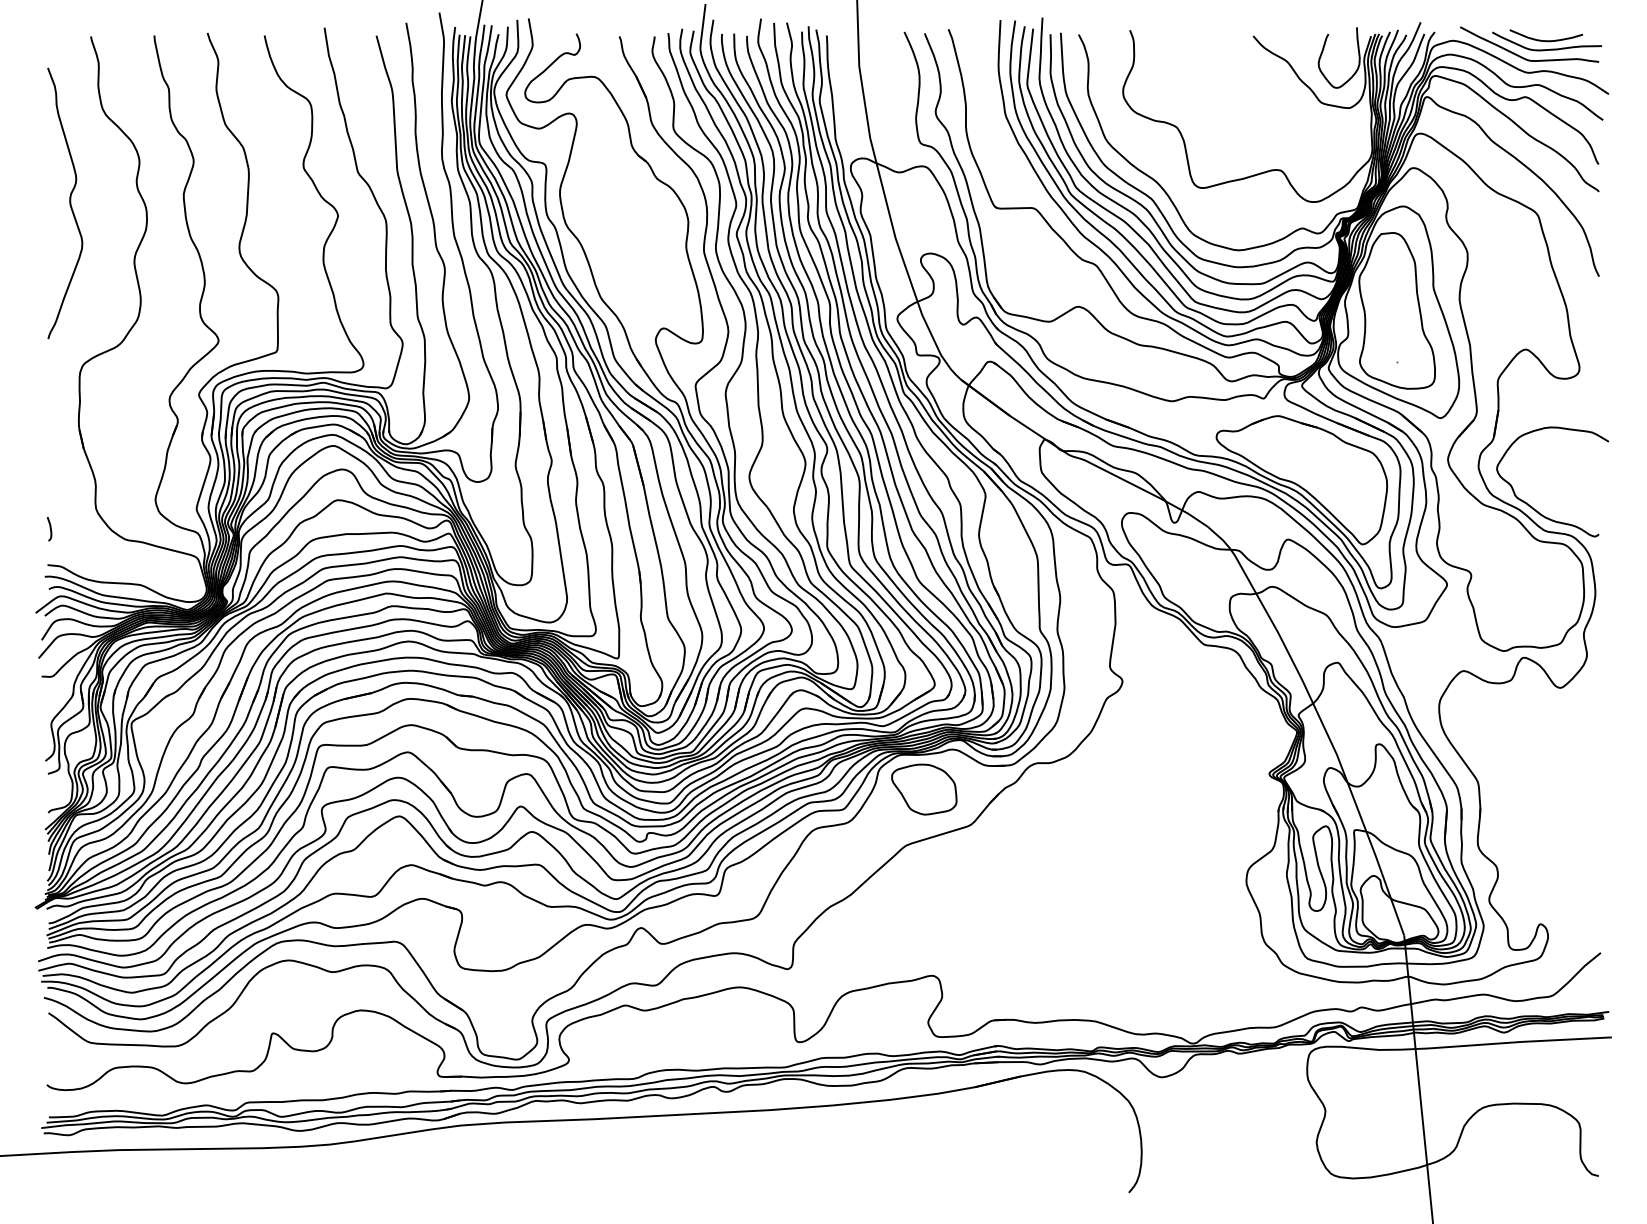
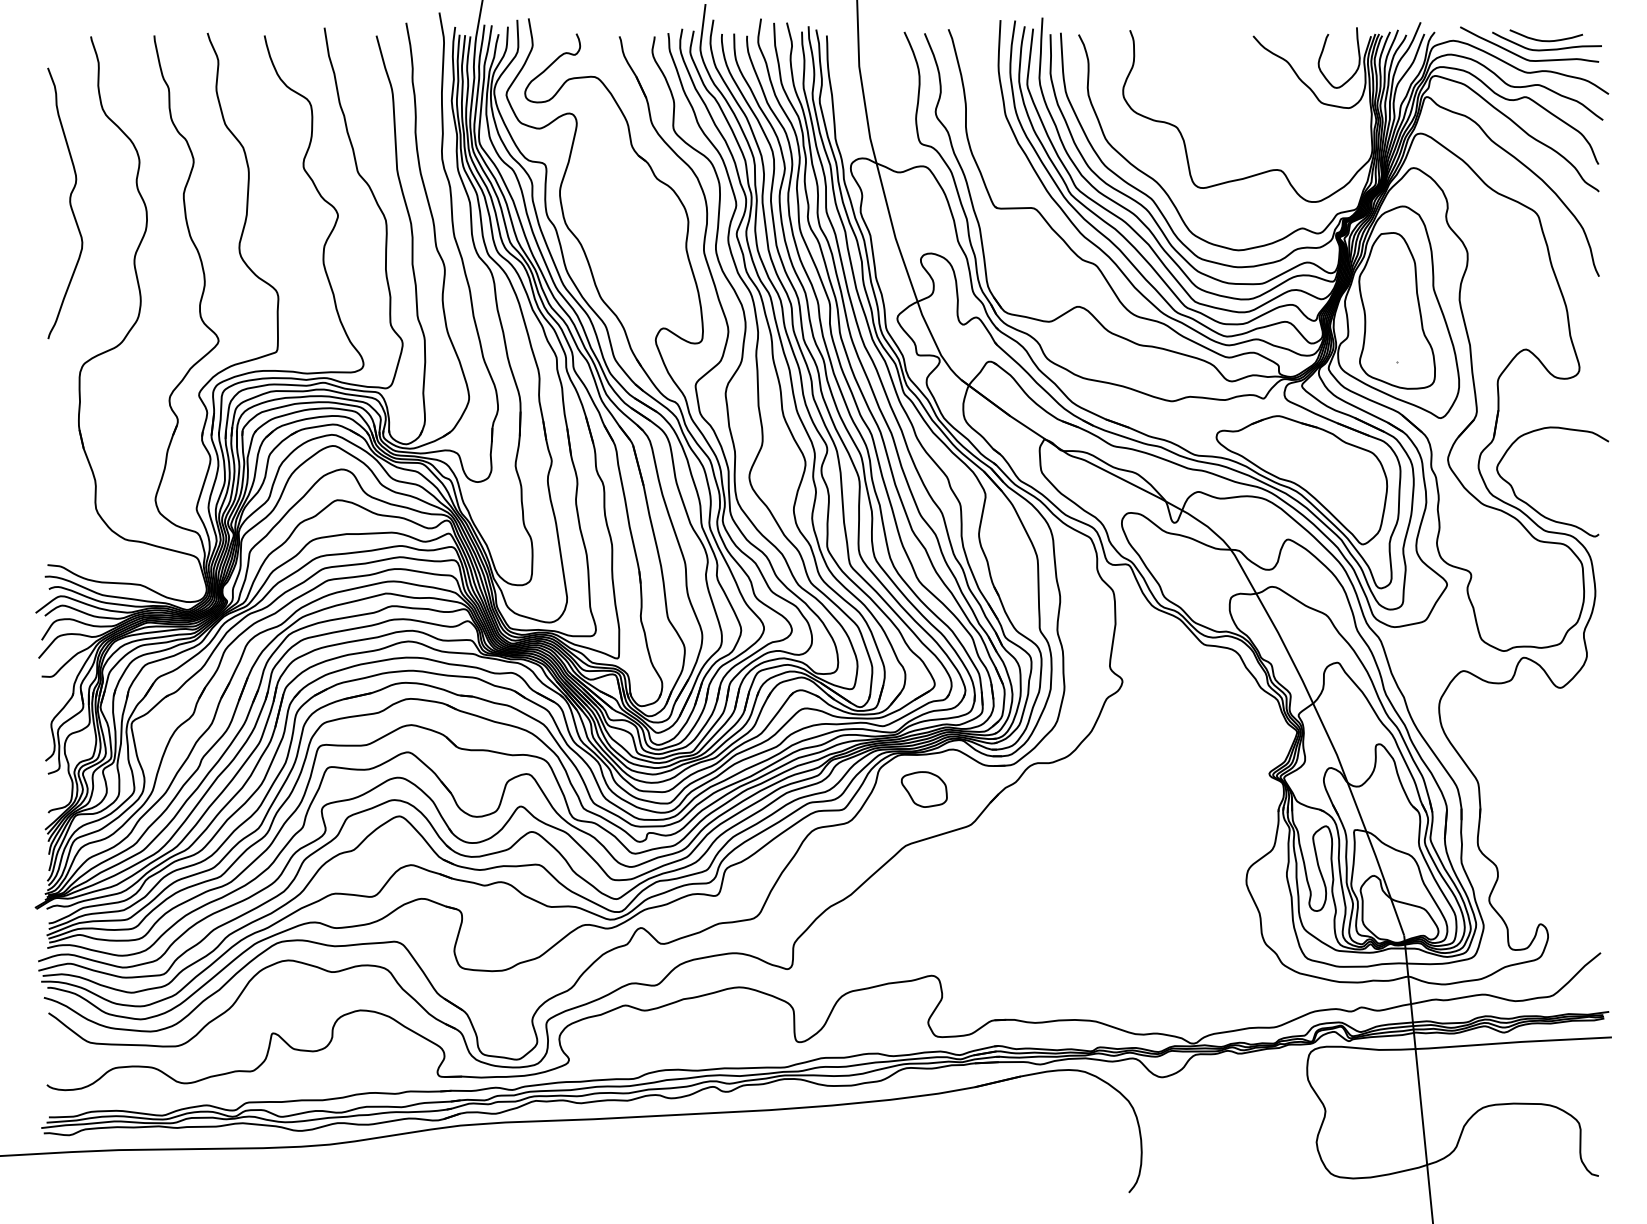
curve: present -> none (49, 528)
part size: 67x53 px -> 48x37 px (923, 789)
